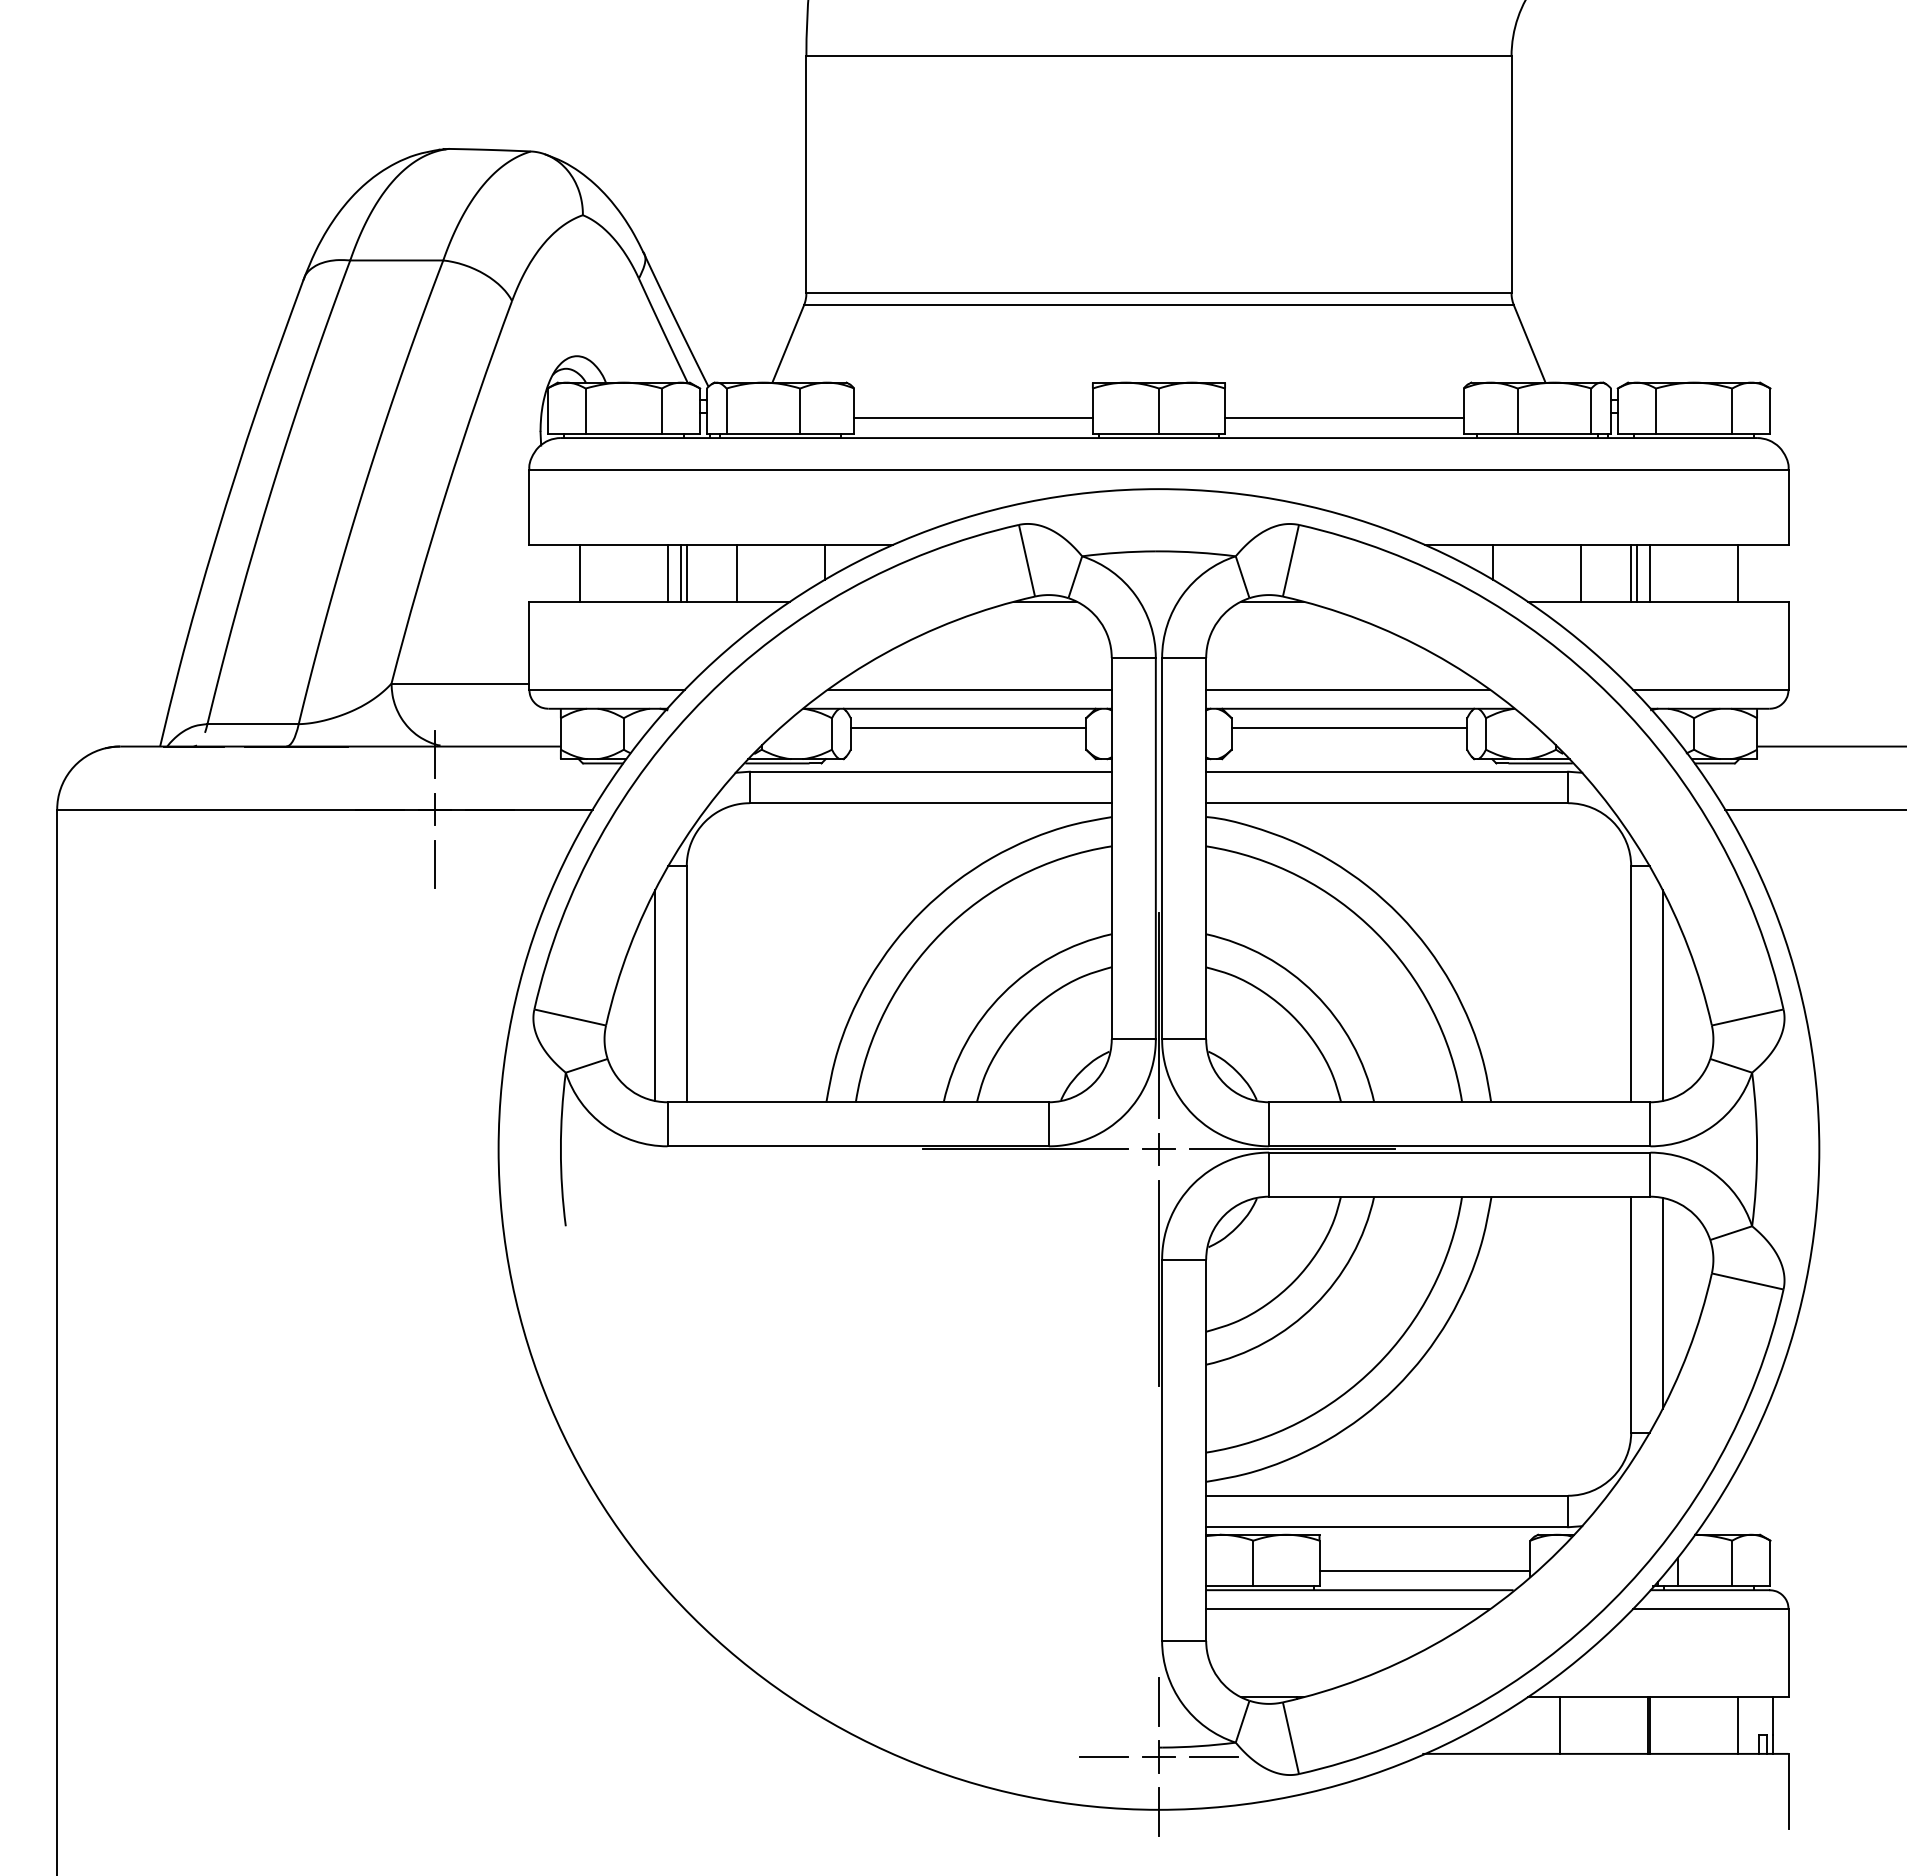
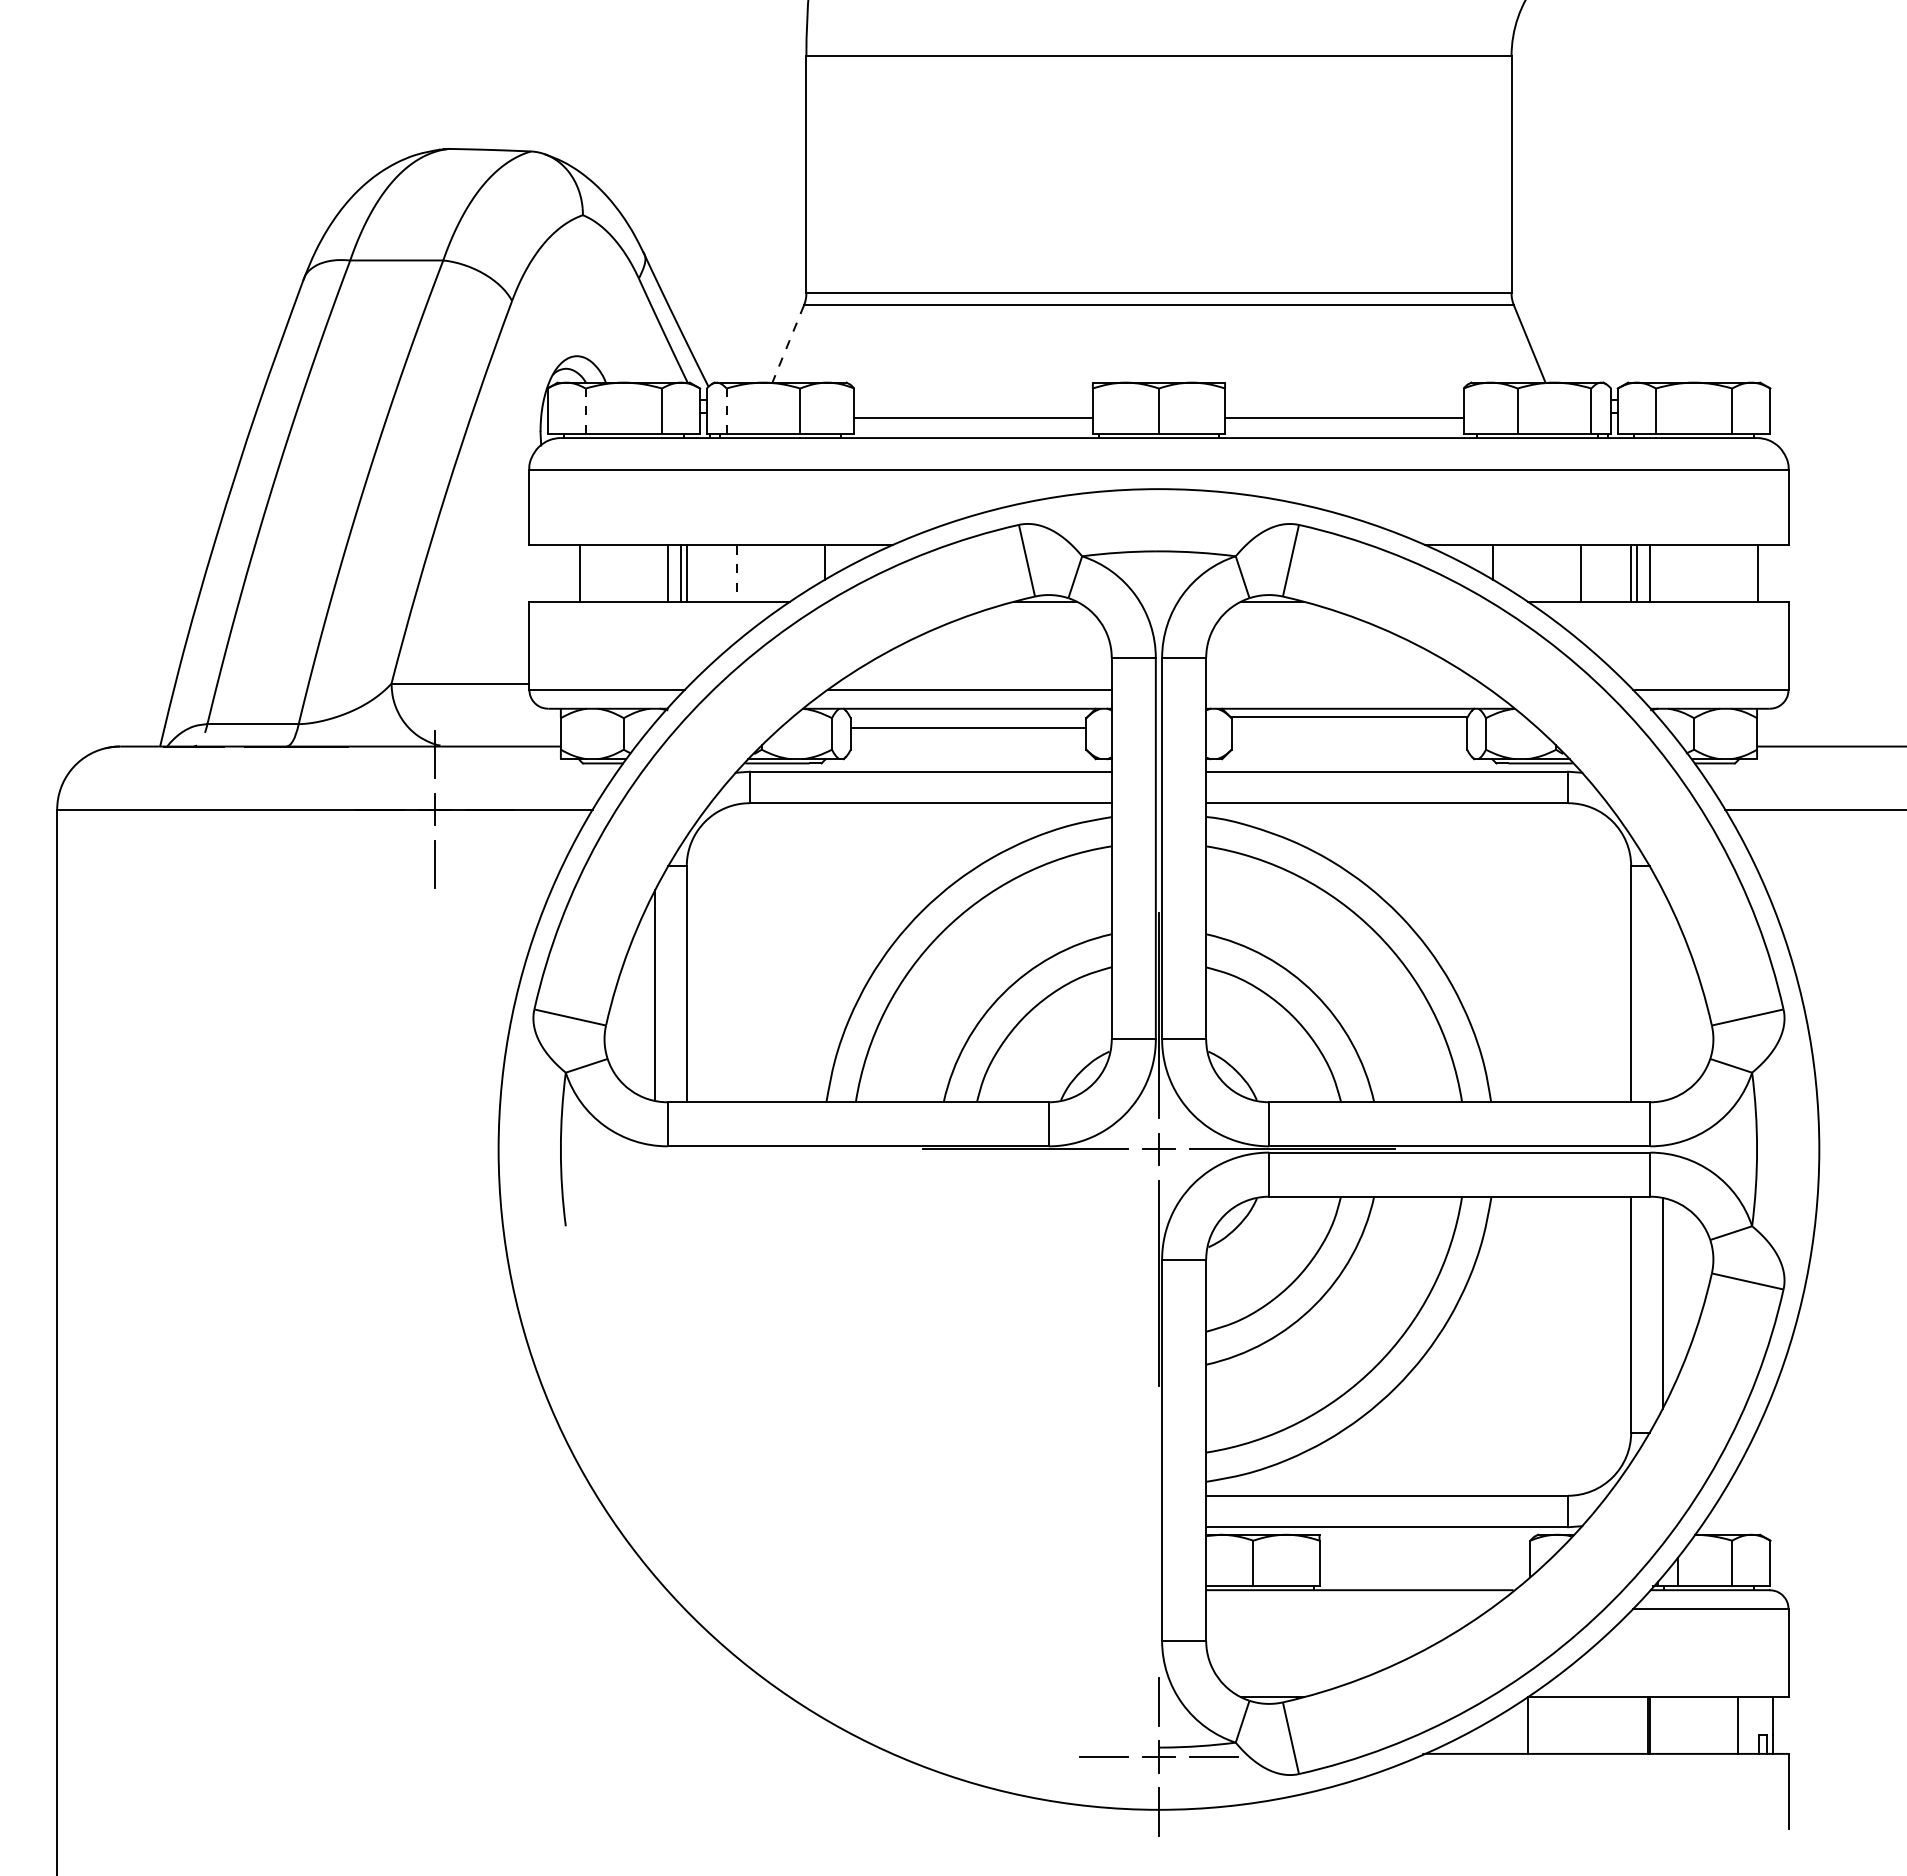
line: solid -> dashed (788, 343)
line: solid -> dashed (585, 411)
line: solid -> dashed (726, 411)
line: solid -> dashed (736, 573)
line position: (1738, 573) -> (1758, 573) (1758, 573)
line: present -> none (1348, 689)
line position: (1349, 727) -> (1349, 716) (1349, 716)
line: present -> none (1662, 995)
line: present -> none (1424, 1571)
line: present -> none (1348, 1609)
line position: (1560, 1725) -> (1528, 1725) (1528, 1725)
